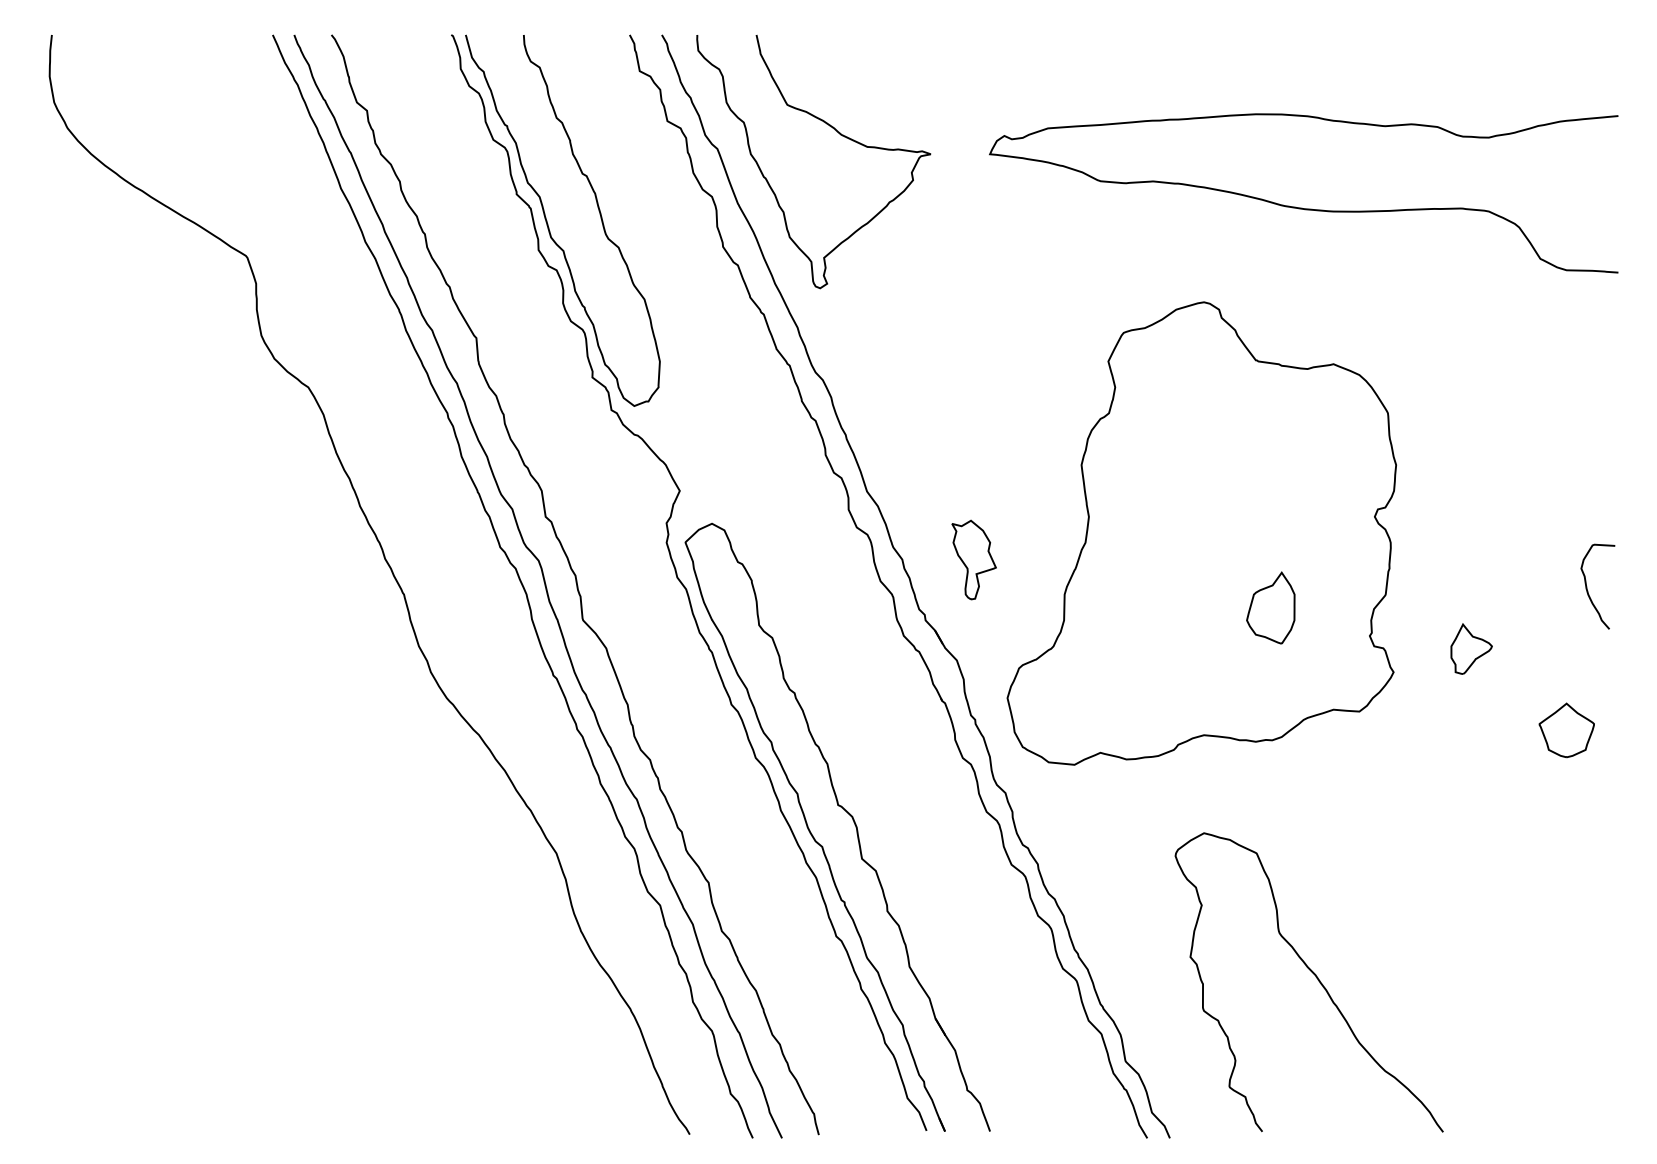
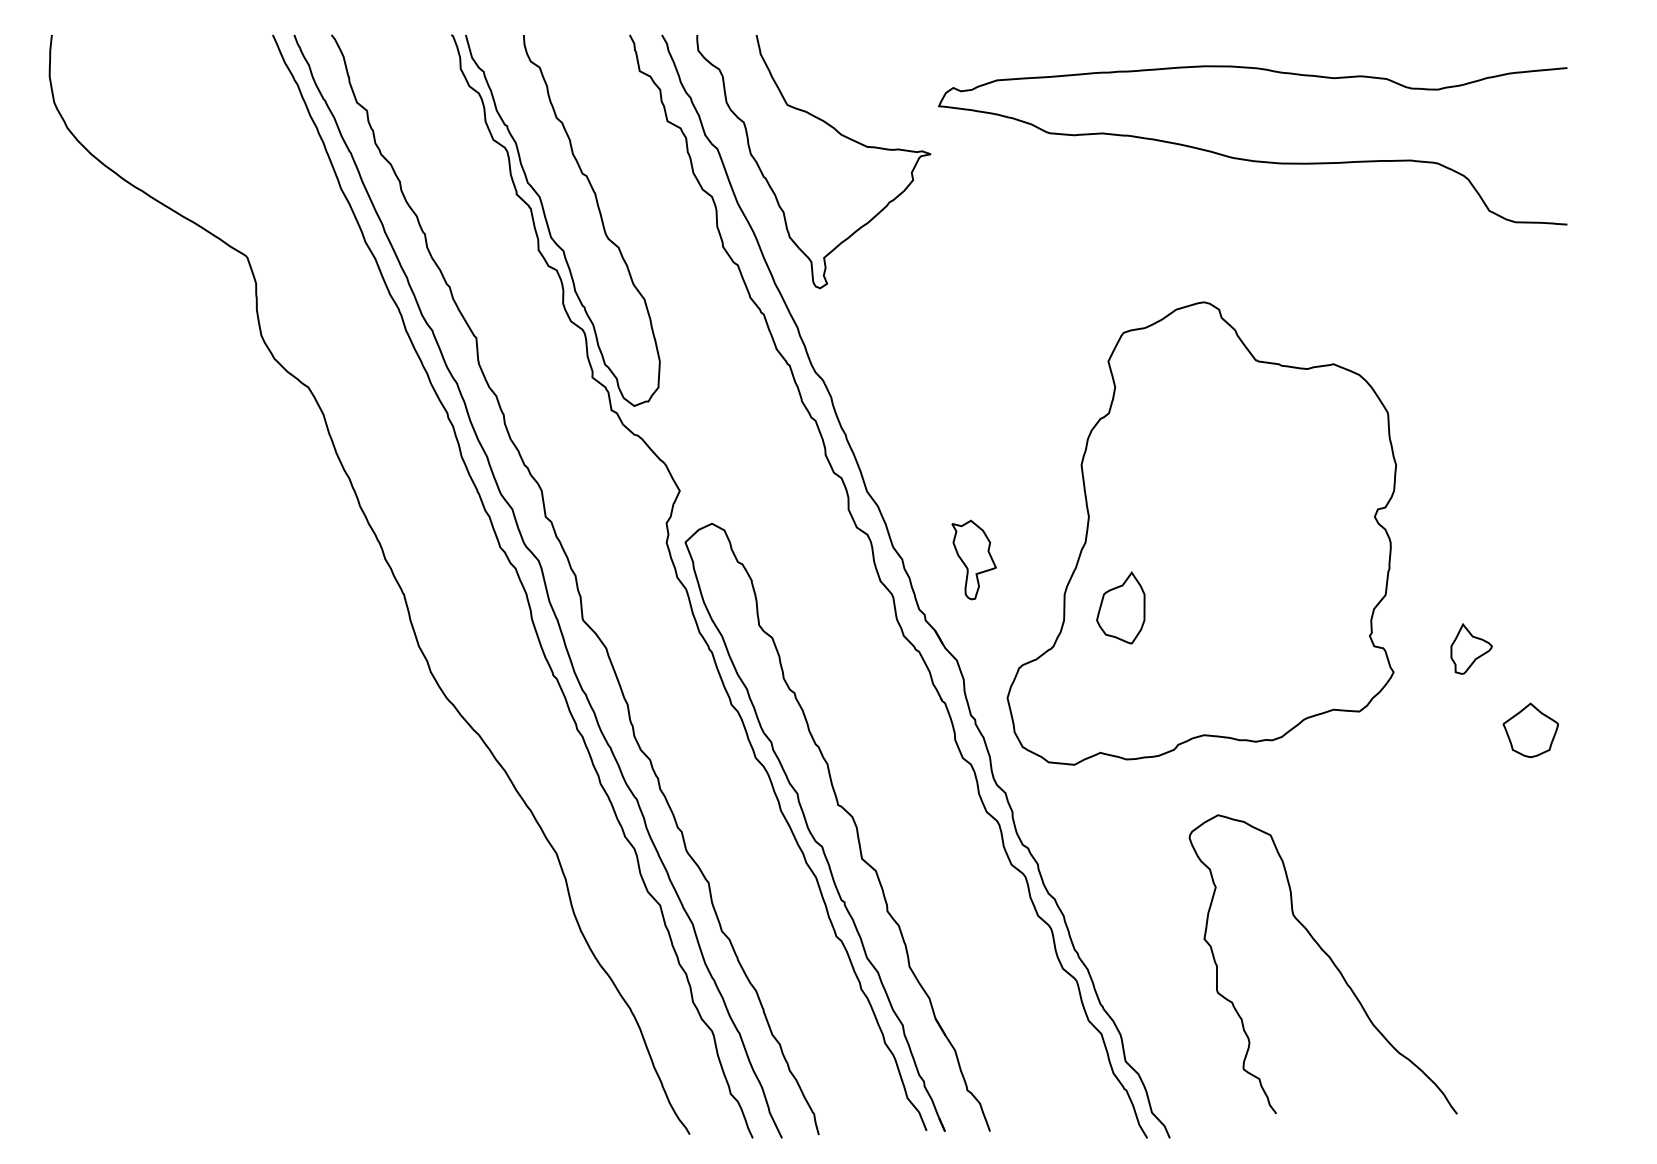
curve position: (1302, 207) -> (1251, 159) (1251, 159)
curve: present -> none (1587, 586)
part position: (1270, 607) -> (1120, 607) (1120, 607)
part position: (1566, 730) -> (1530, 730) (1530, 730)
curve position: (1316, 978) -> (1330, 960) (1330, 960)
